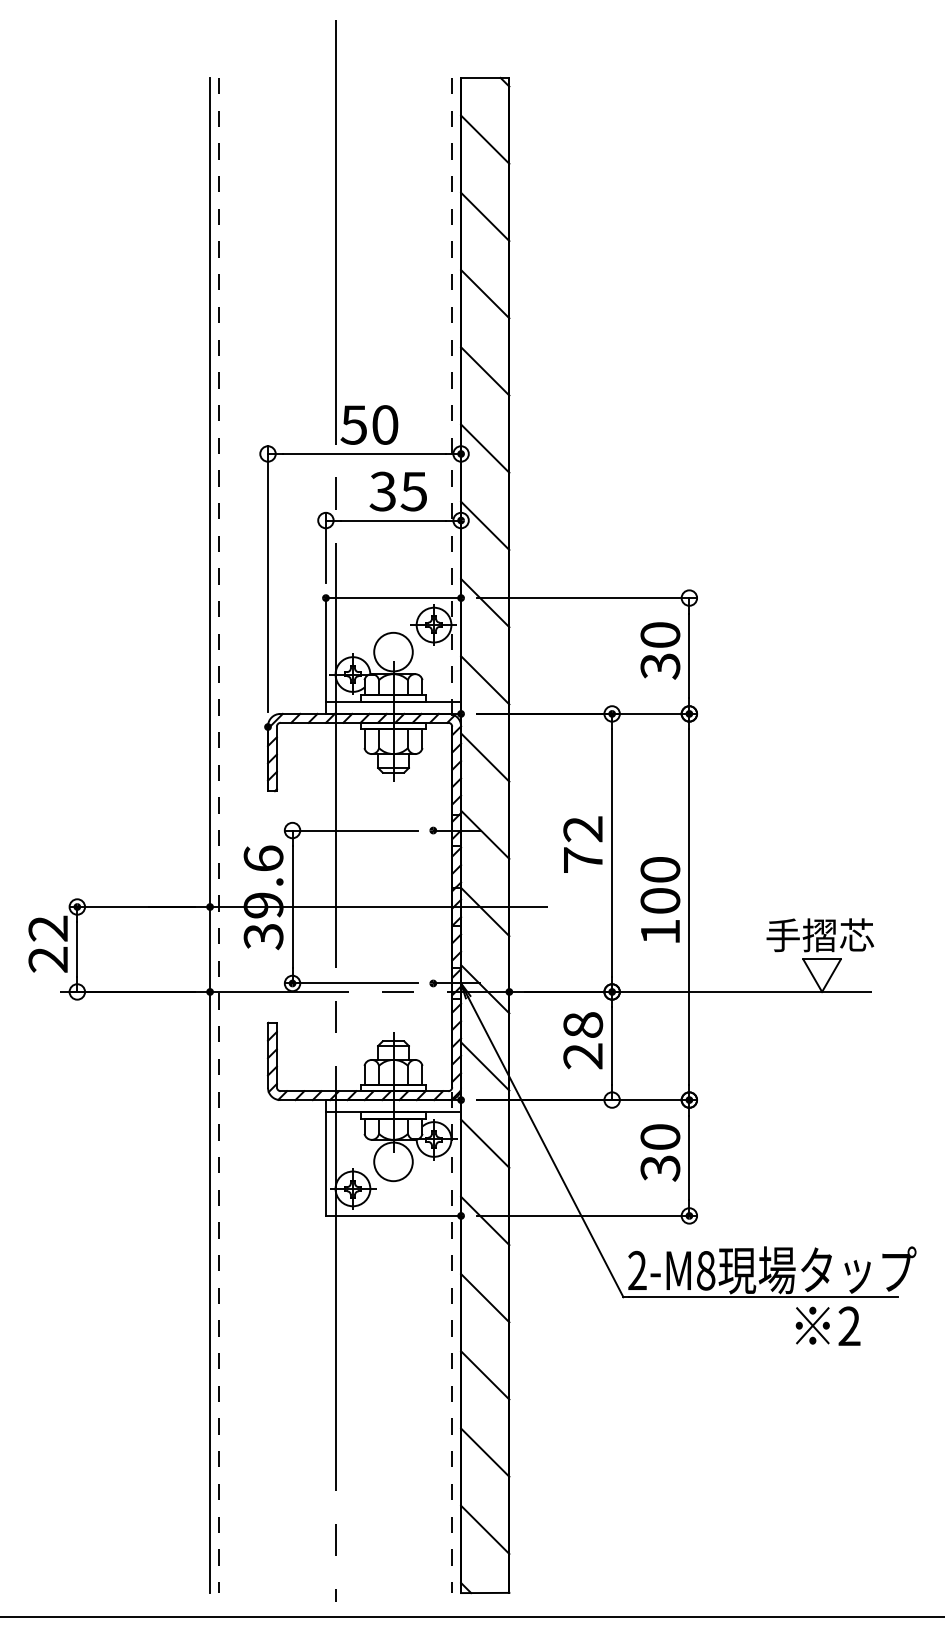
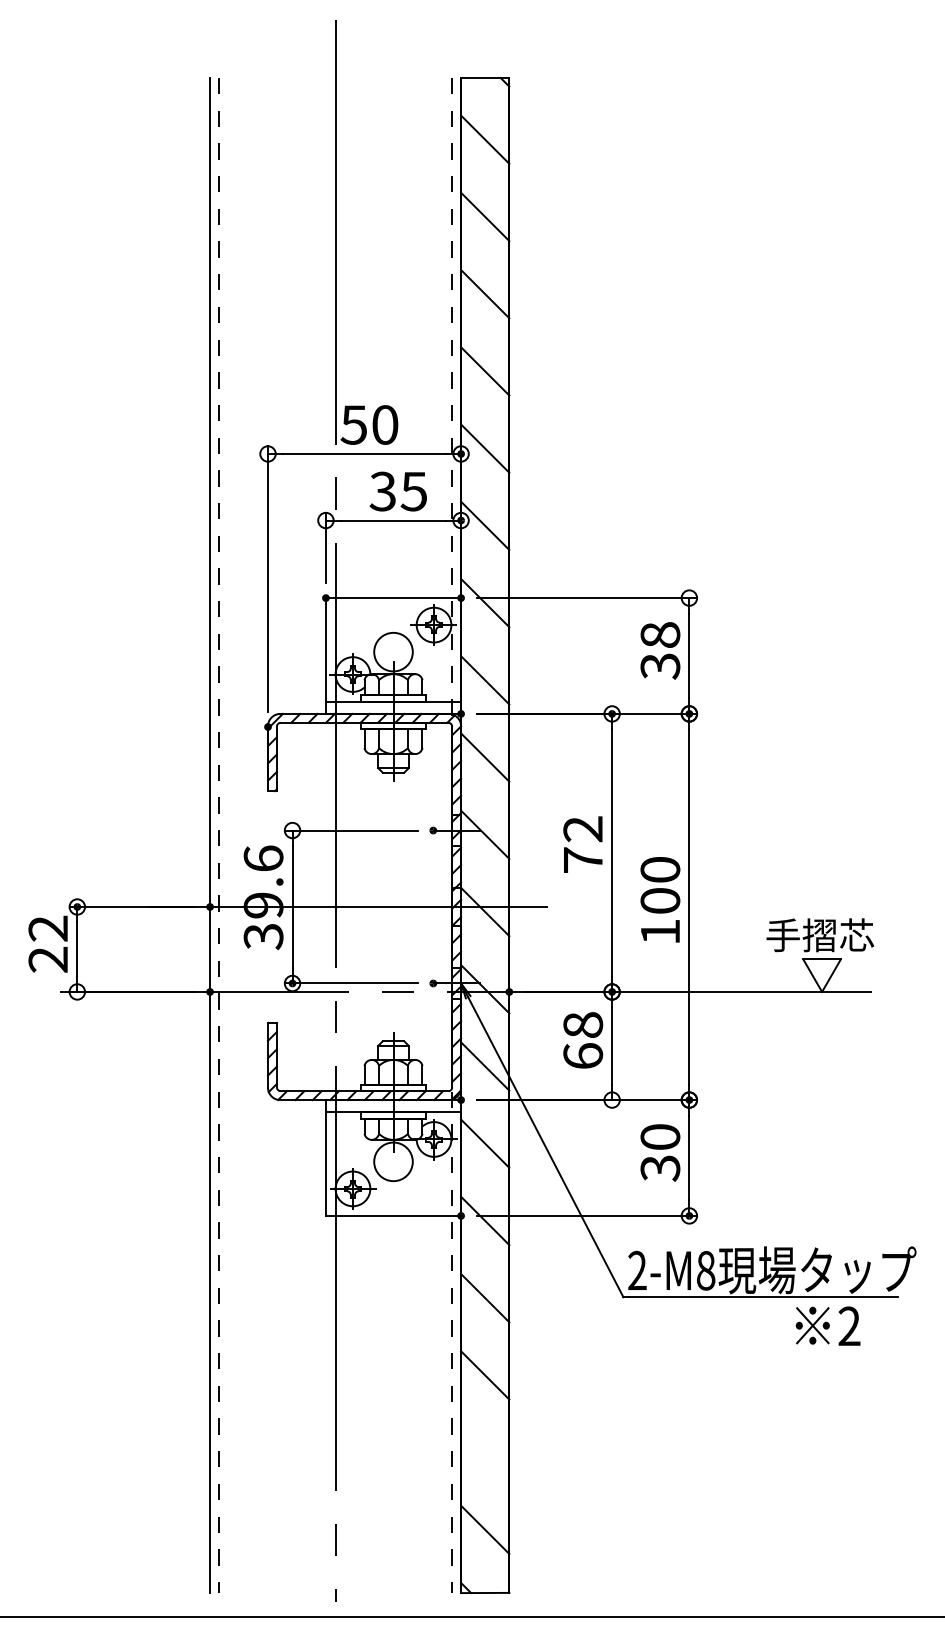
text: 30 -> 38 (660, 634)
text: 28 -> 68 (583, 1056)
line: present -> none (485, 1452)
